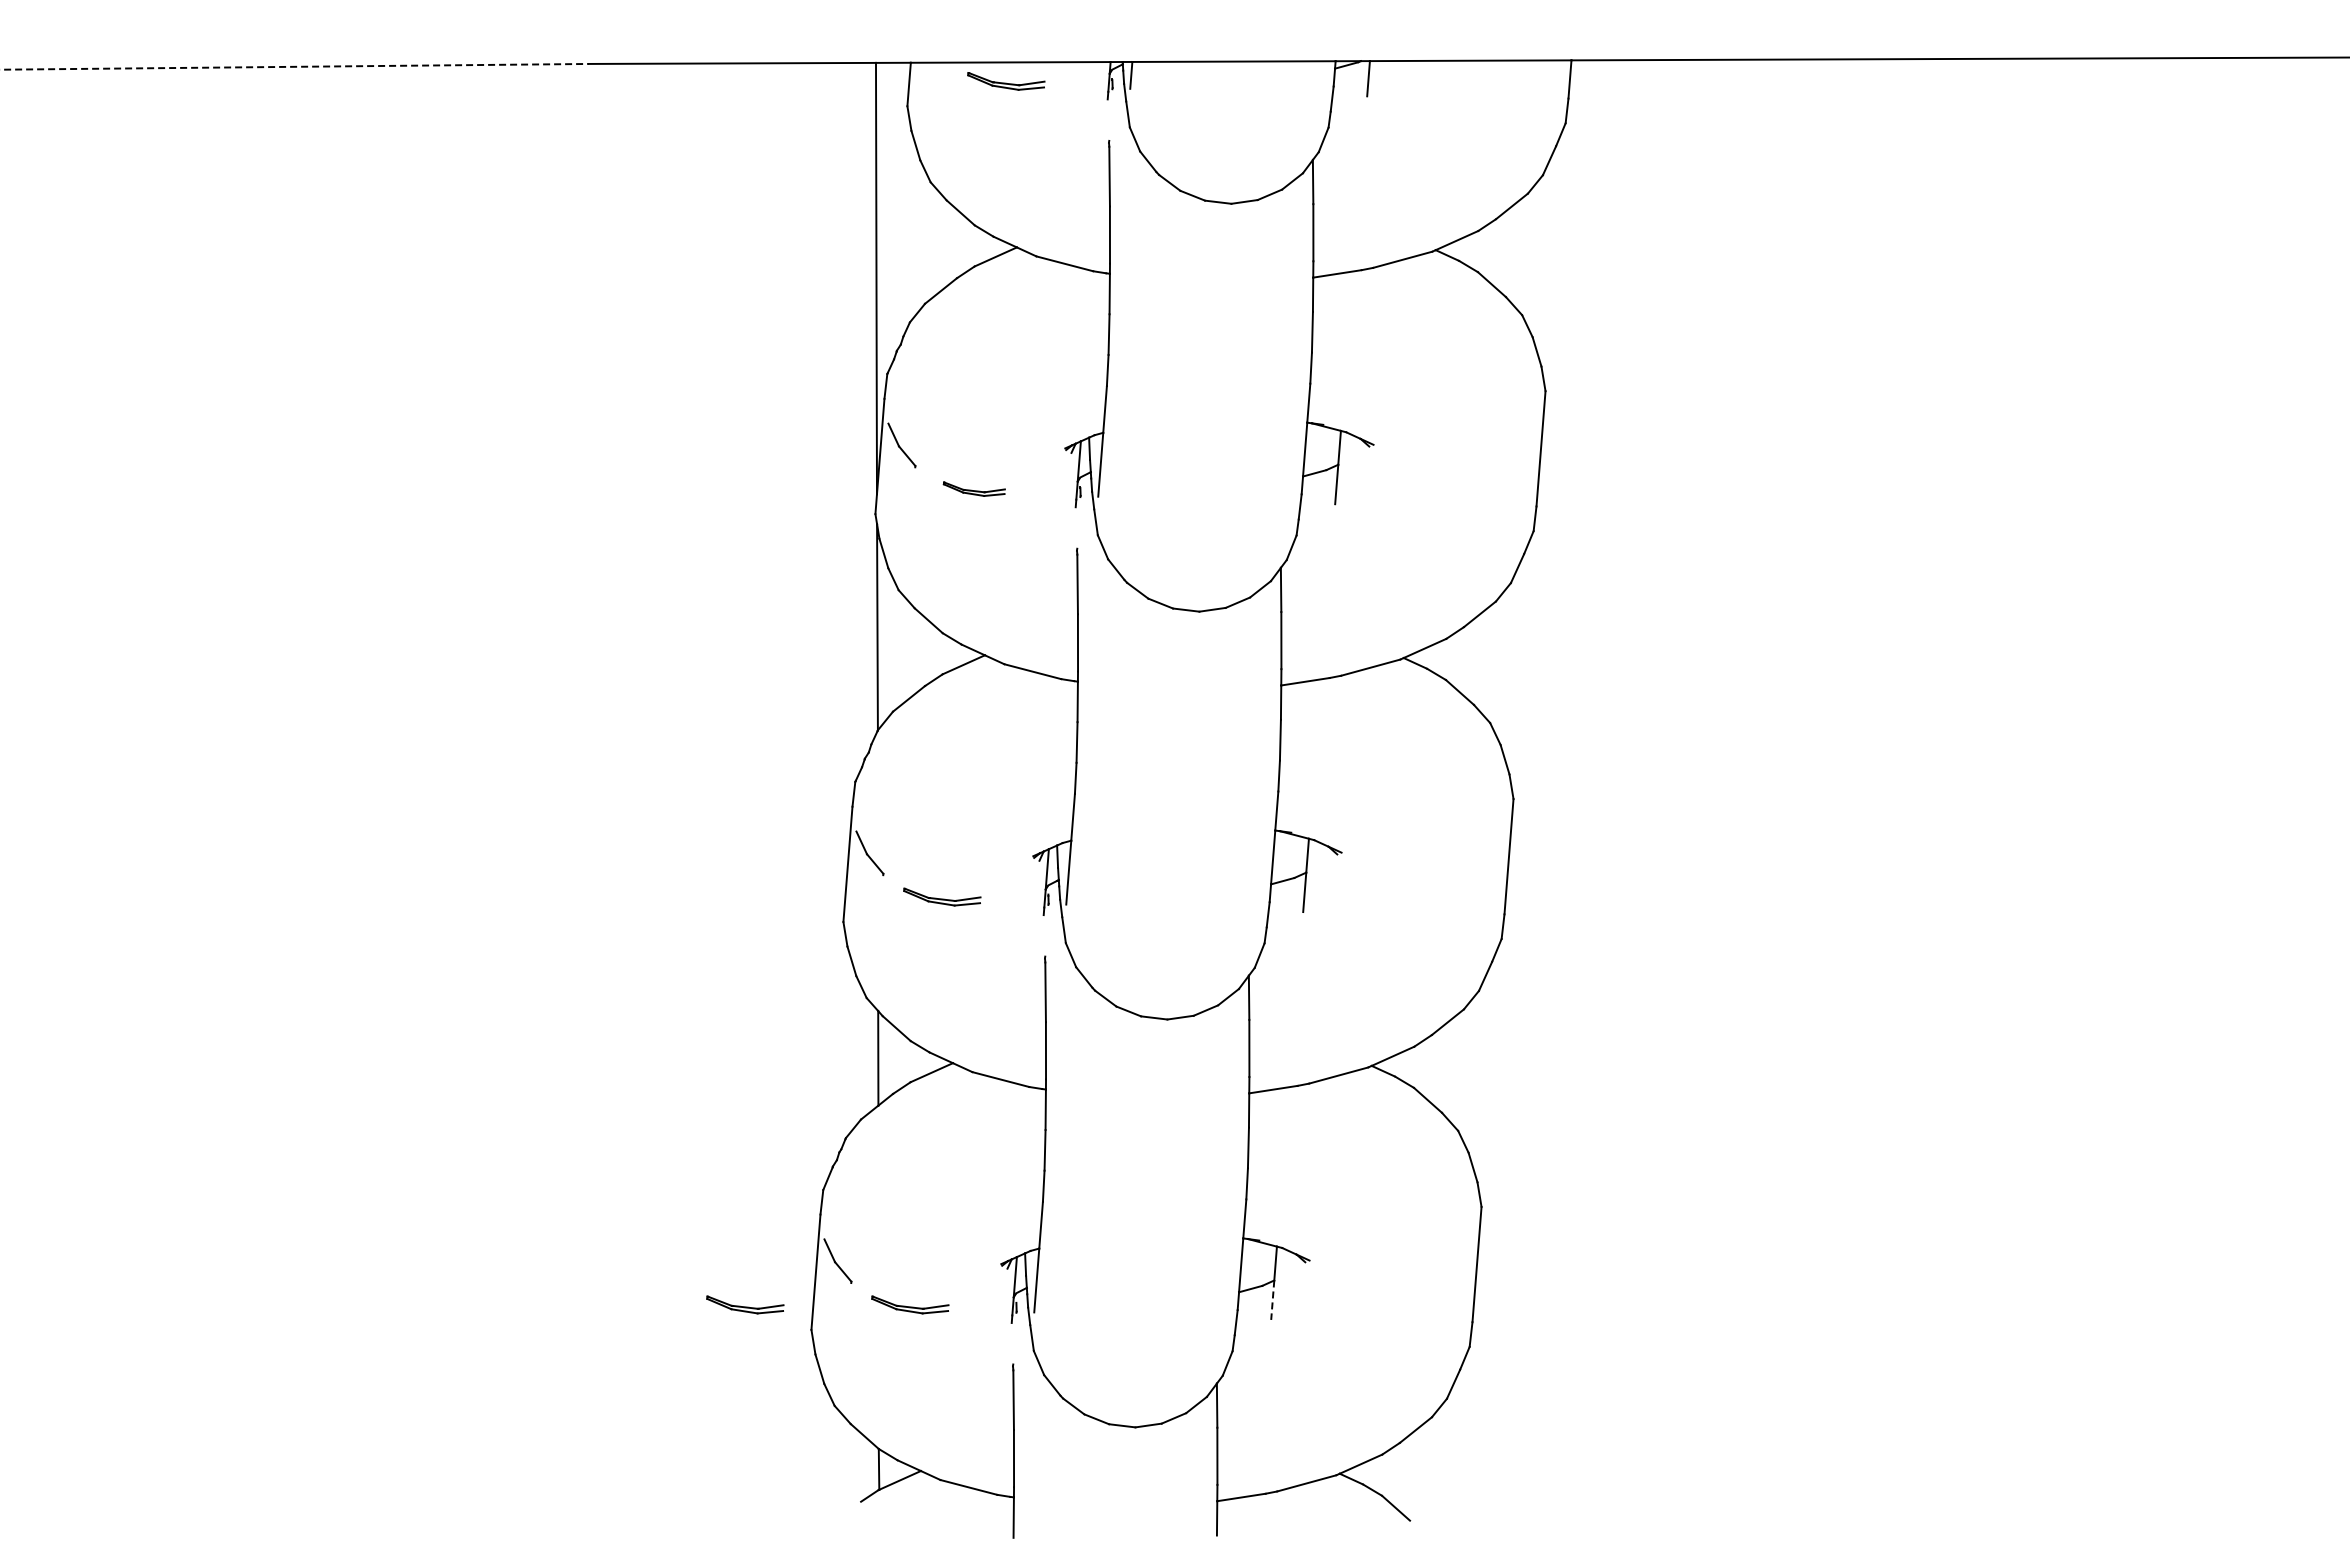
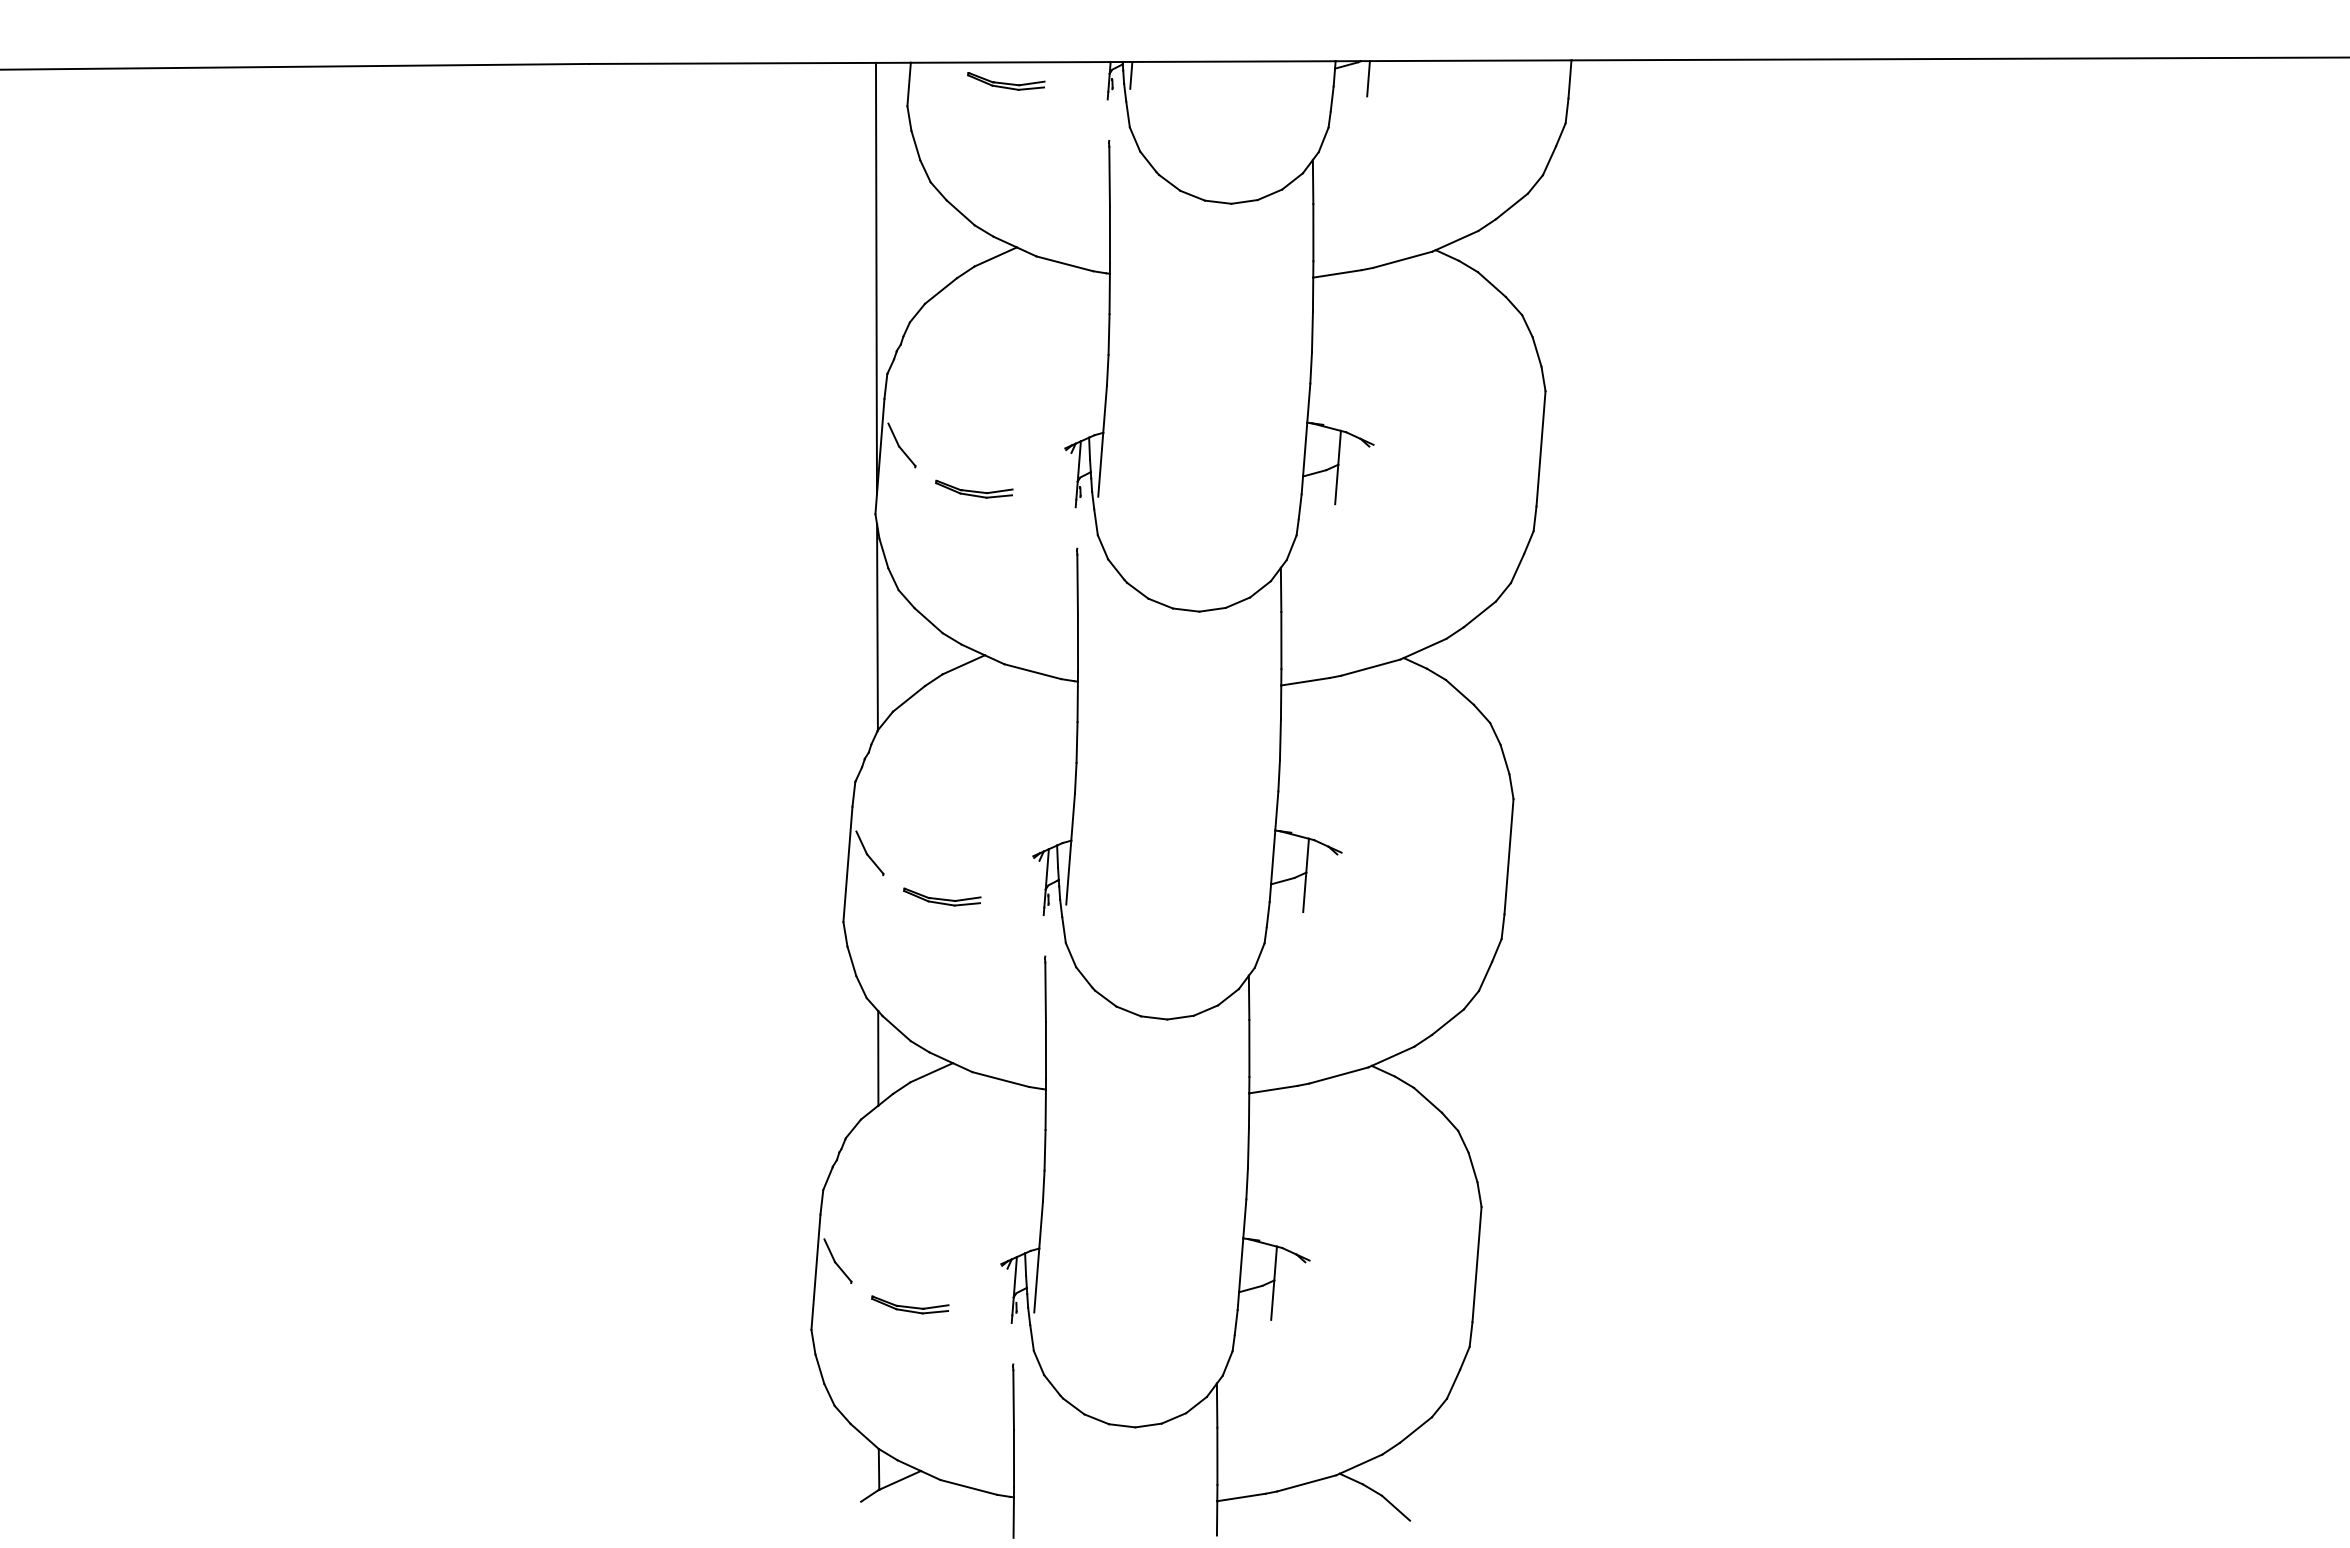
line: dashed -> solid (295, 66)
part size: 64x16 px -> 79x20 px (974, 488)
line: dashed -> solid (1272, 1300)
part: present -> none (745, 1304)
